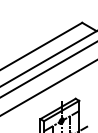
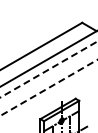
line: solid -> dashed (49, 69)
line: solid -> dashed (48, 88)
